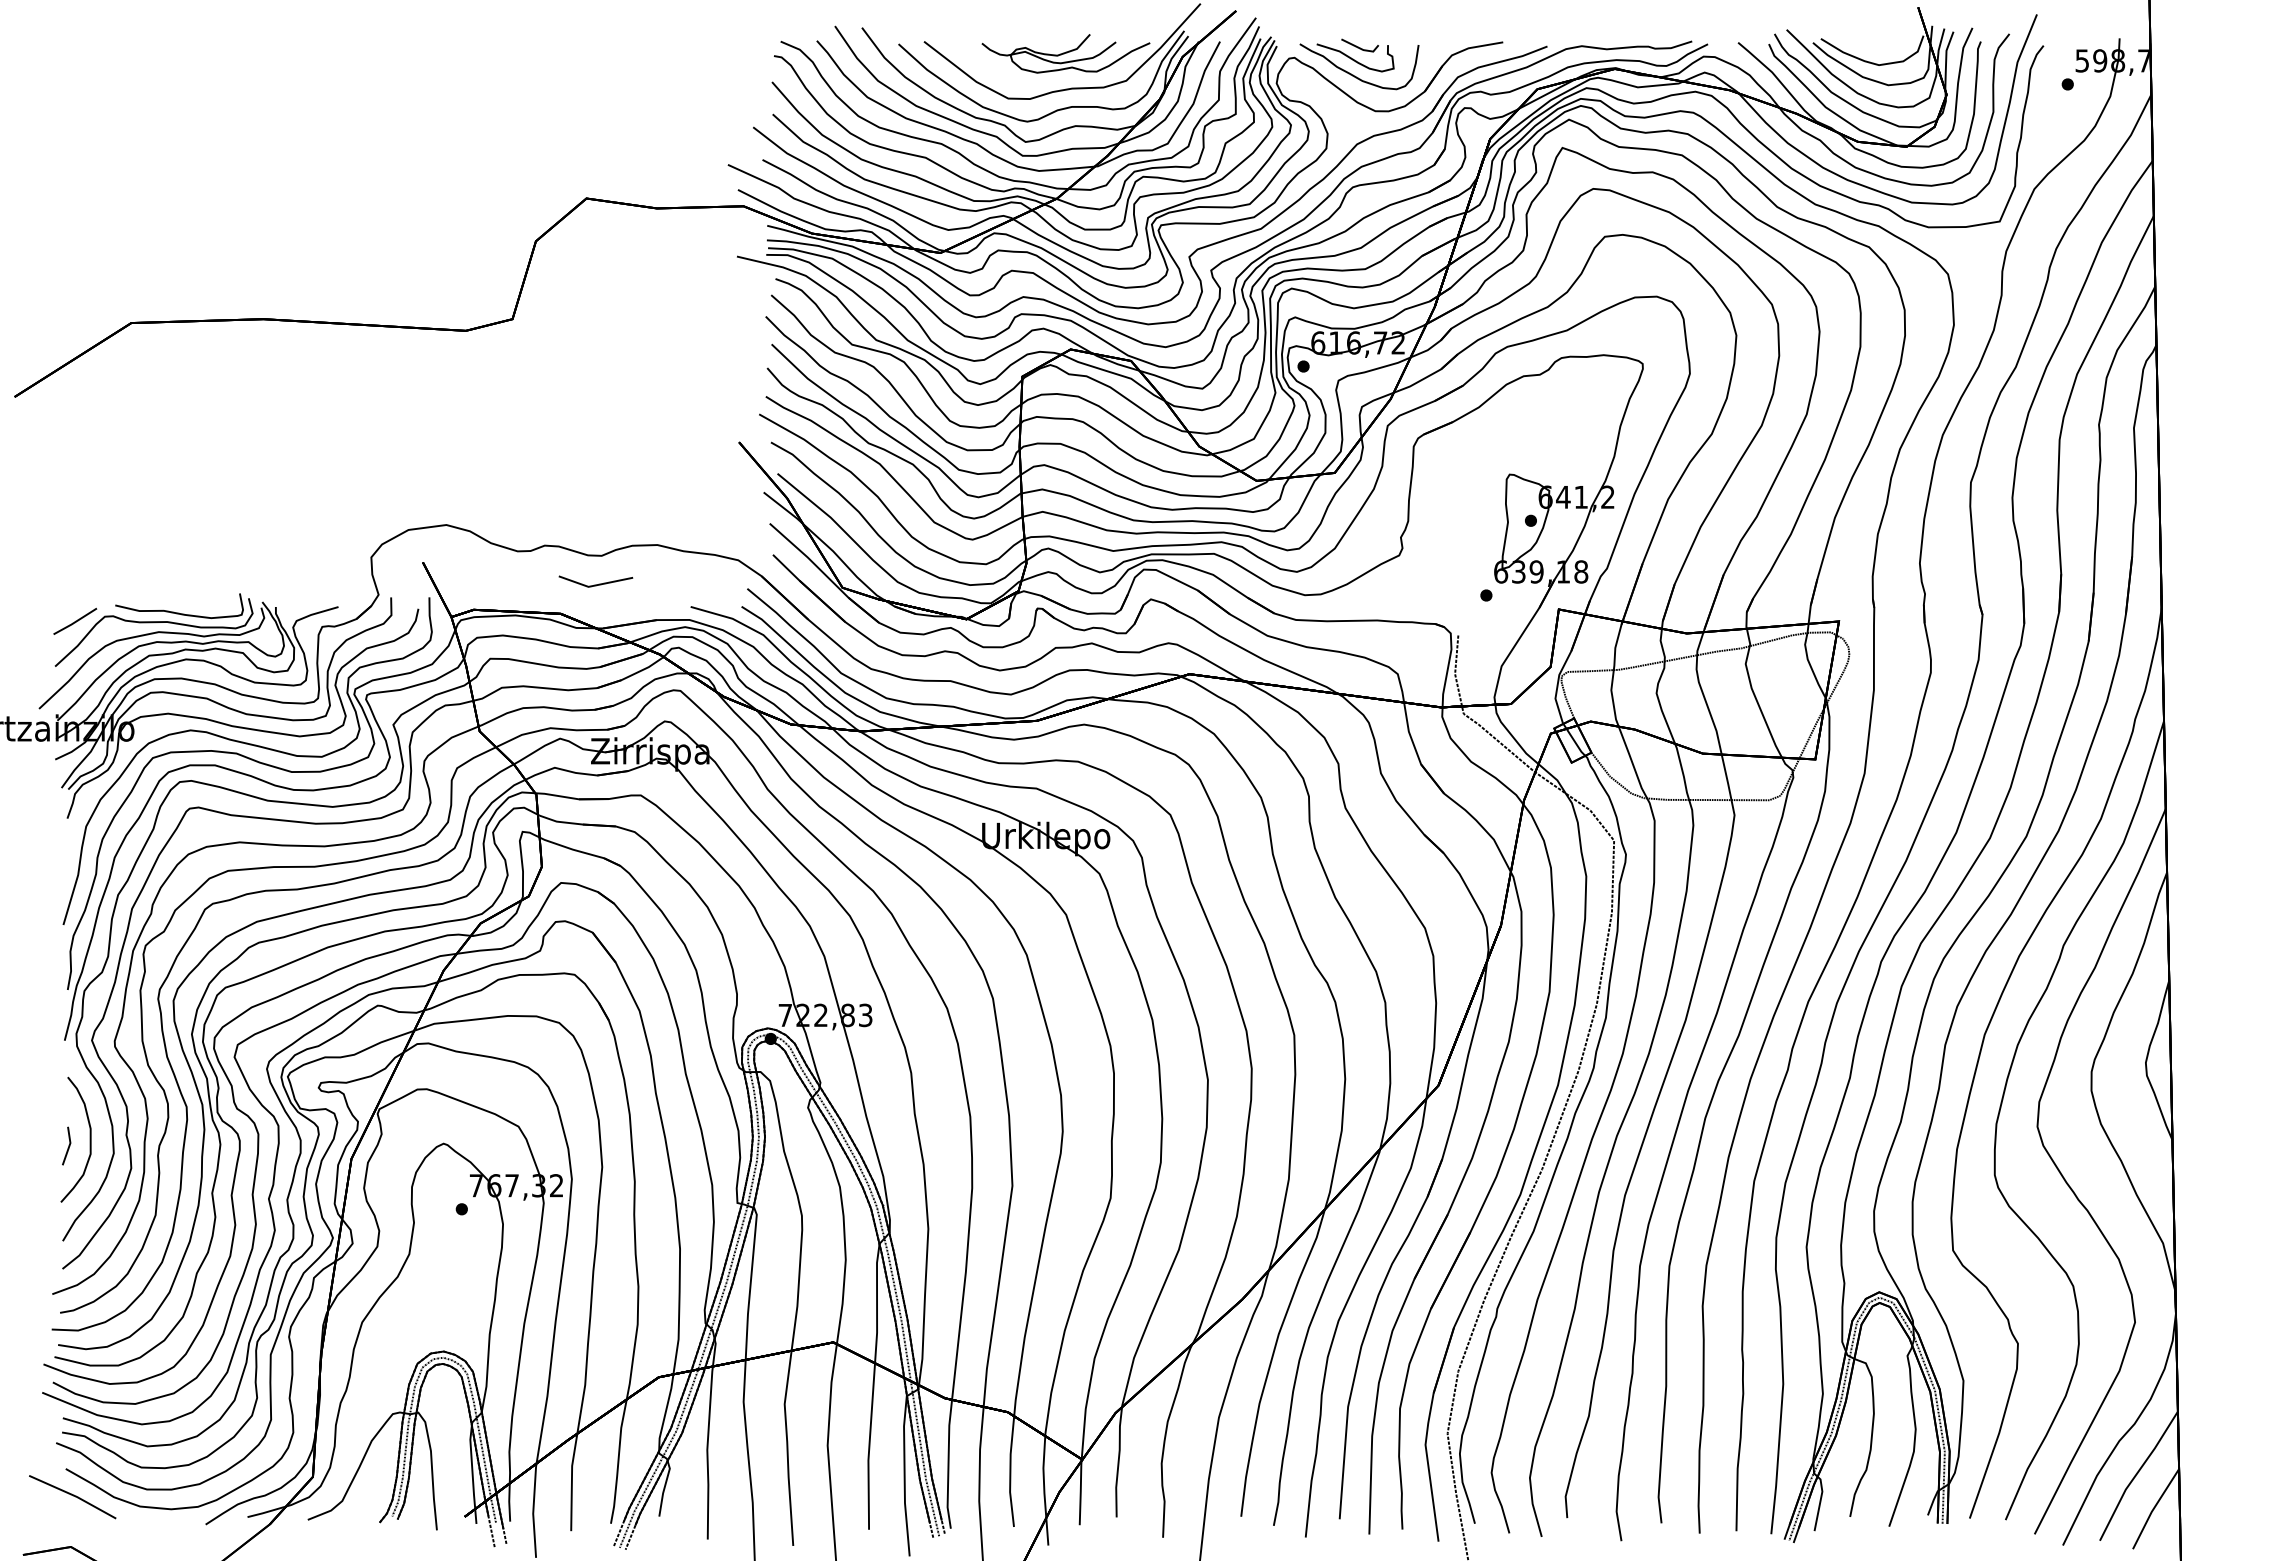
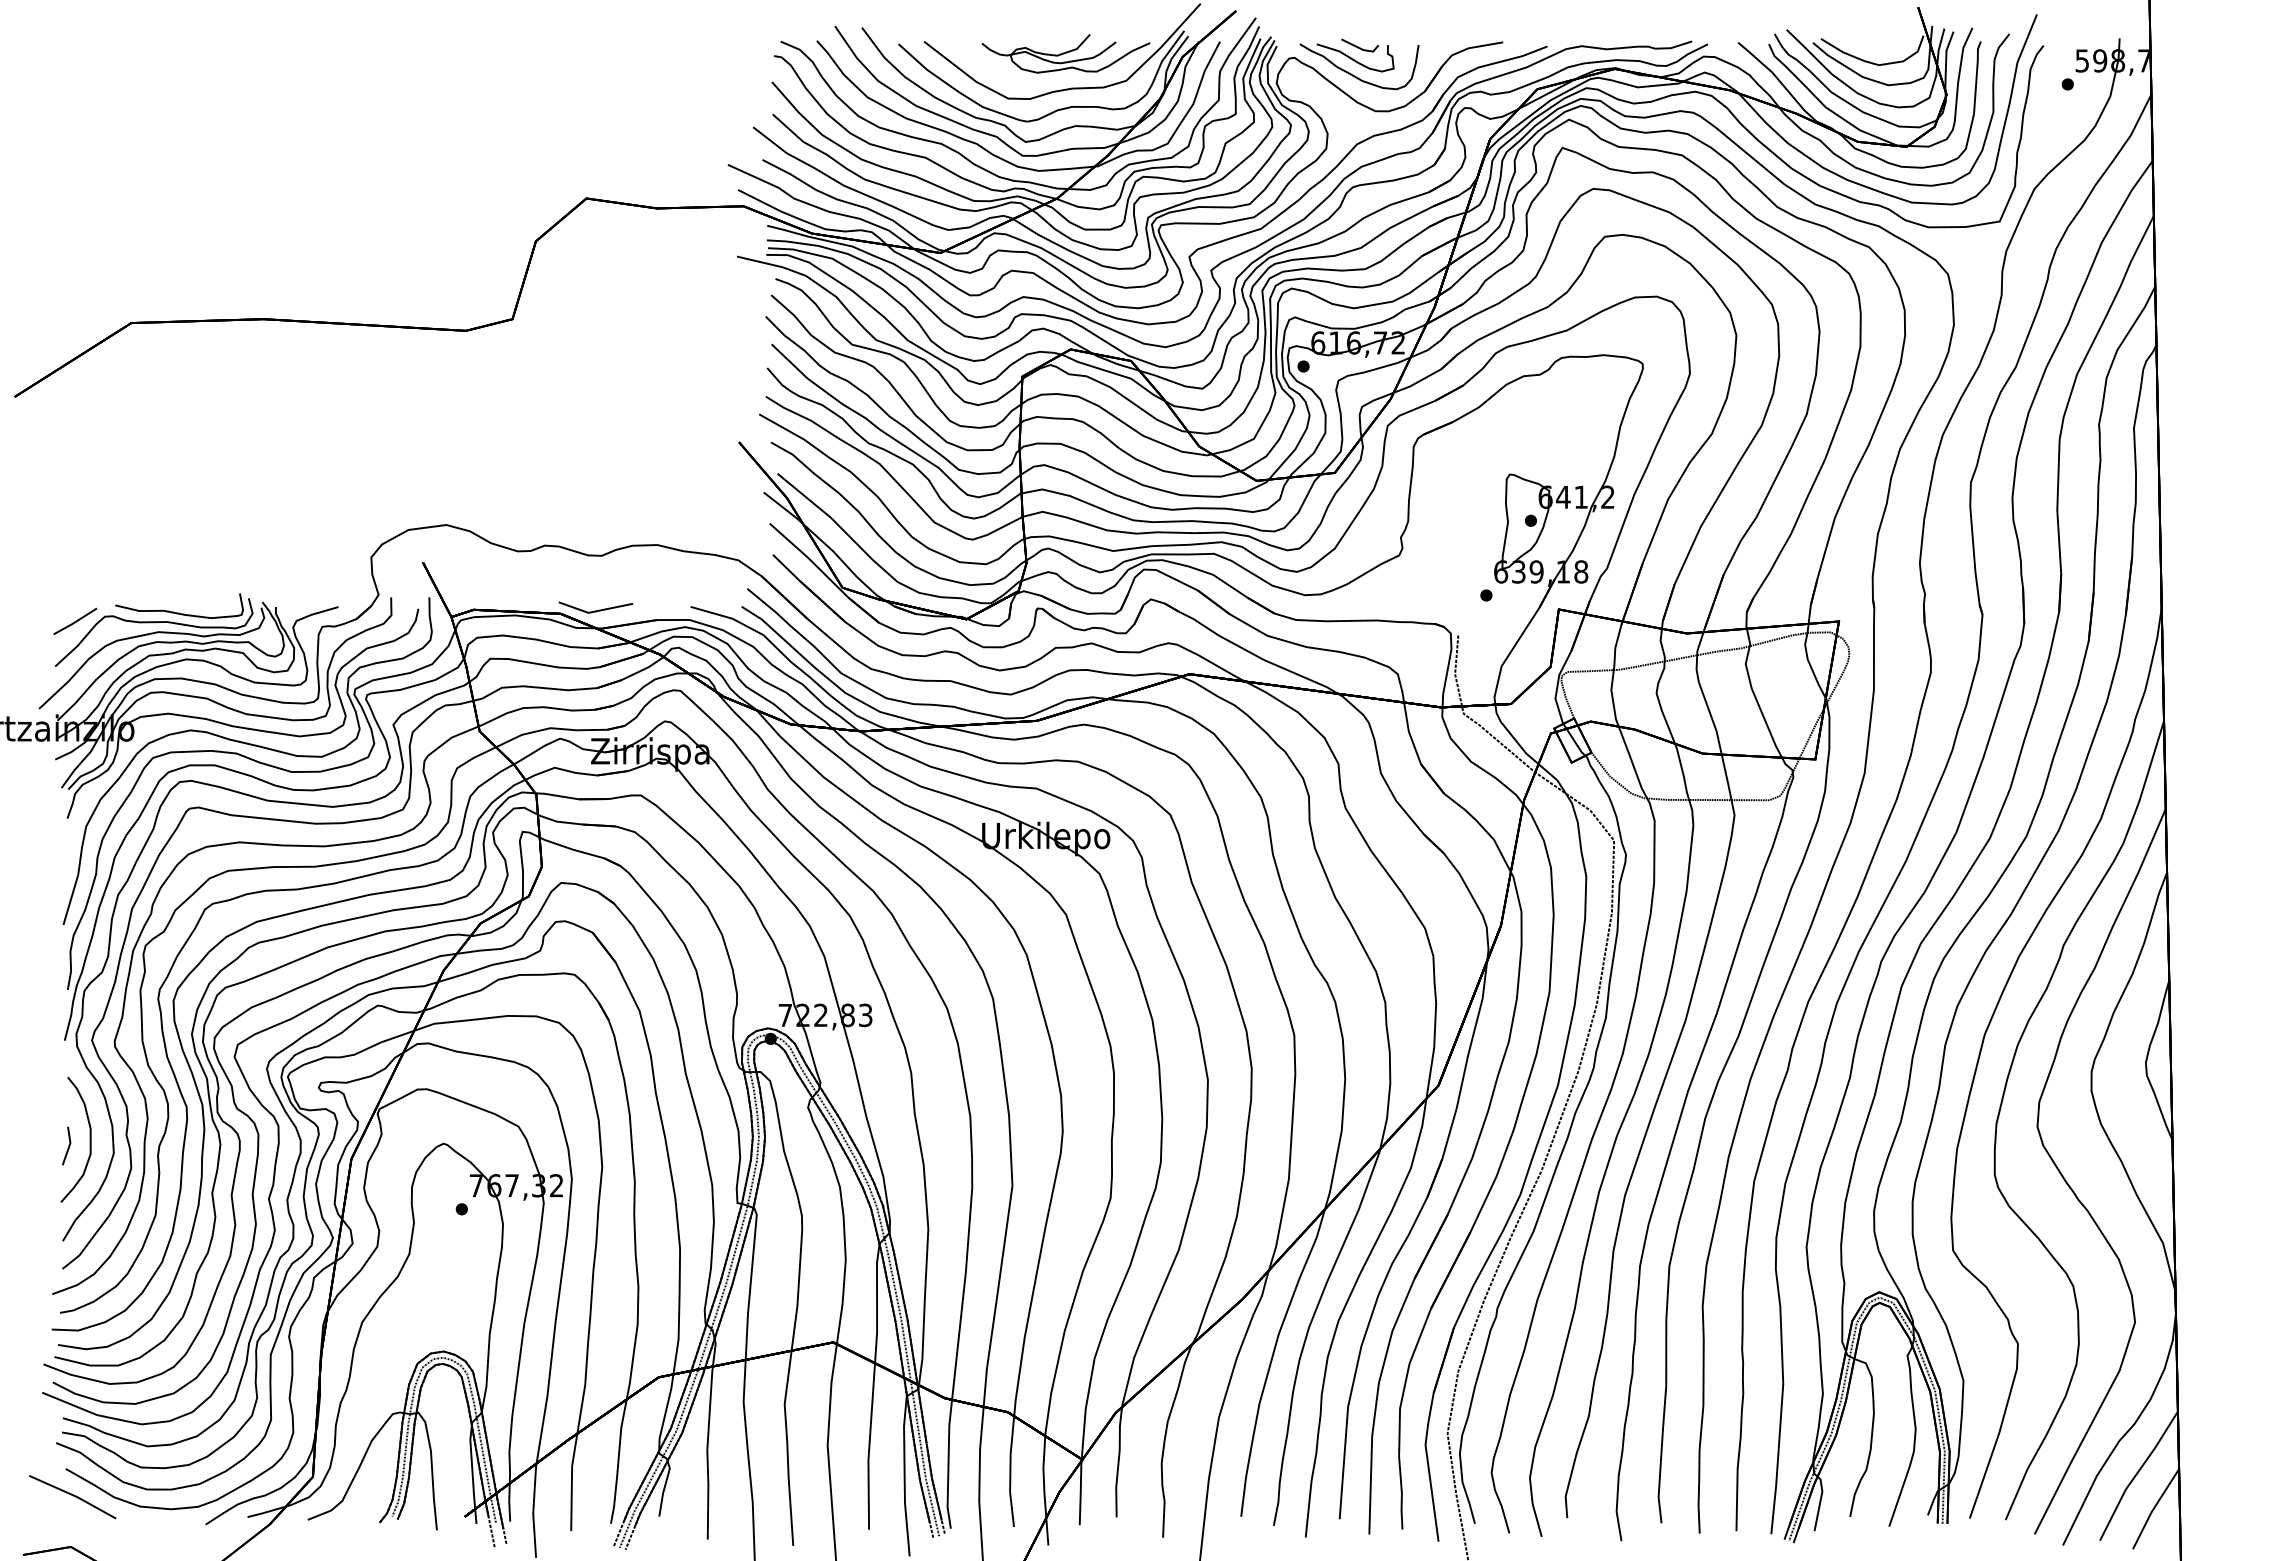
line position: (595, 584) -> (595, 610) (595, 610)
